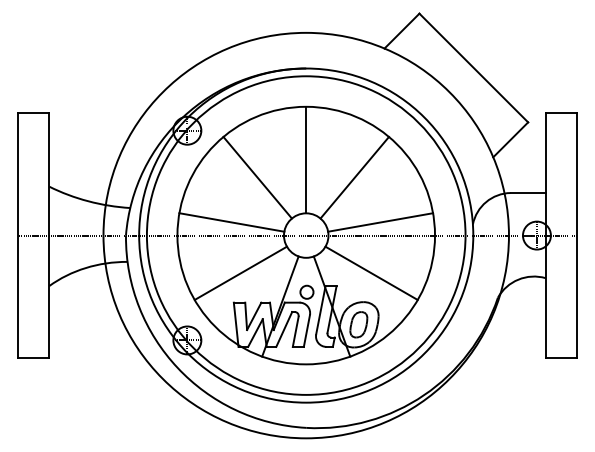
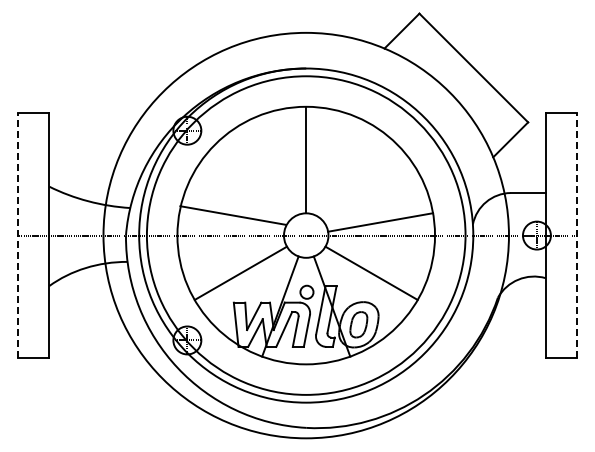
line: present -> none (257, 177)
line: present -> none (354, 177)
line position: (231, 222) -> (232, 215) (232, 215)
line: solid -> dashed (17, 235)
line: solid -> dashed (577, 235)
